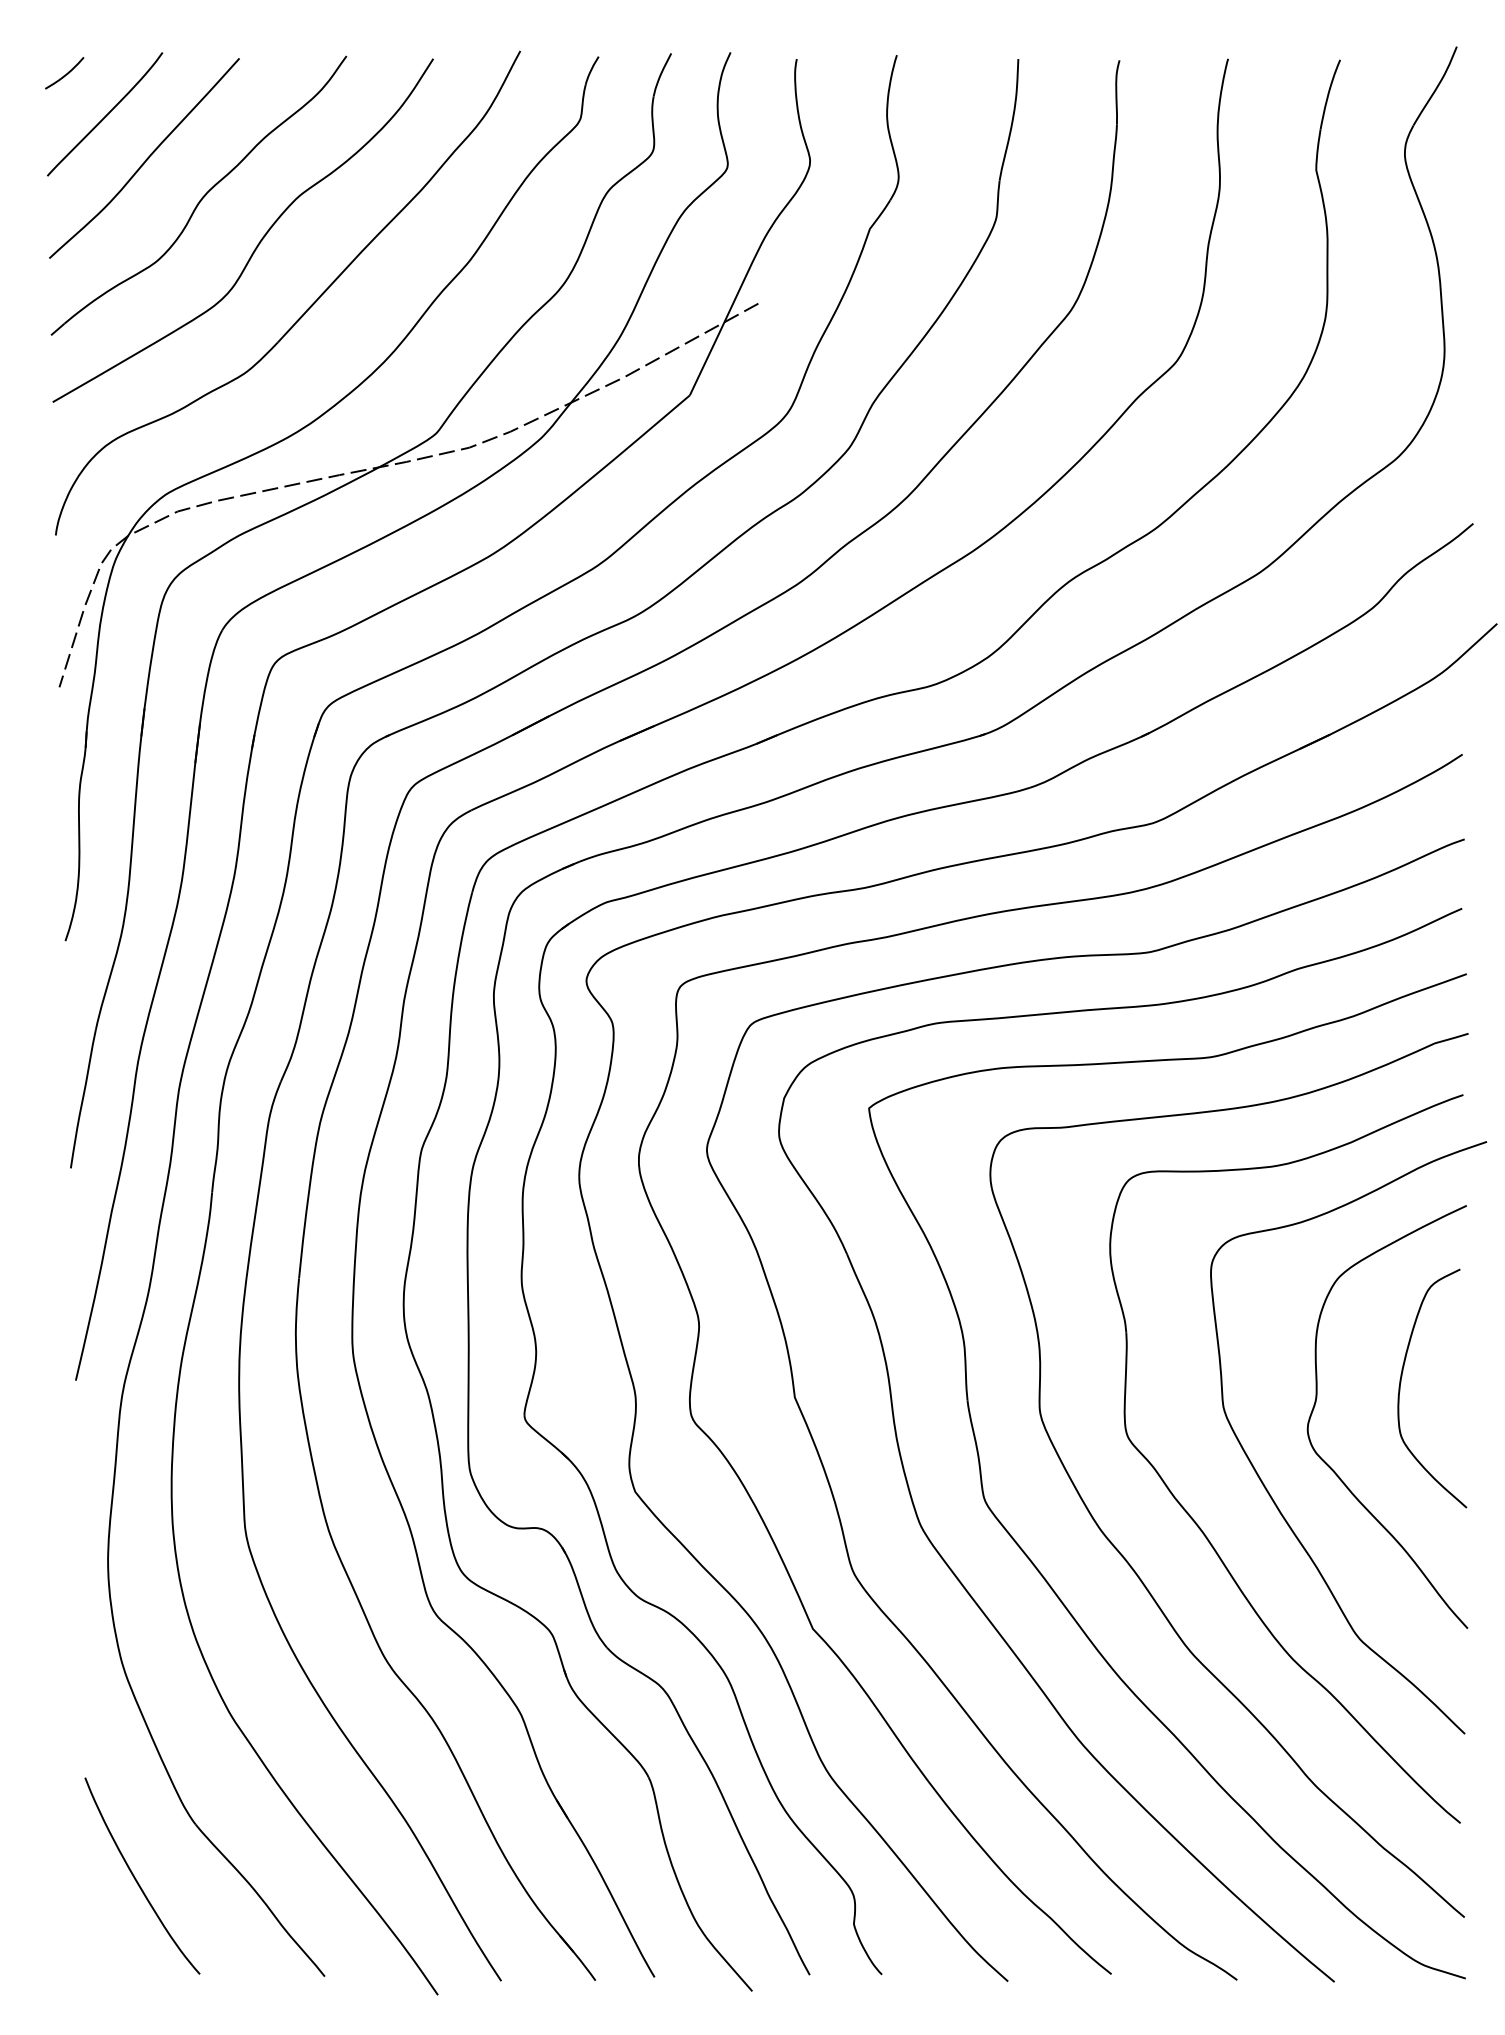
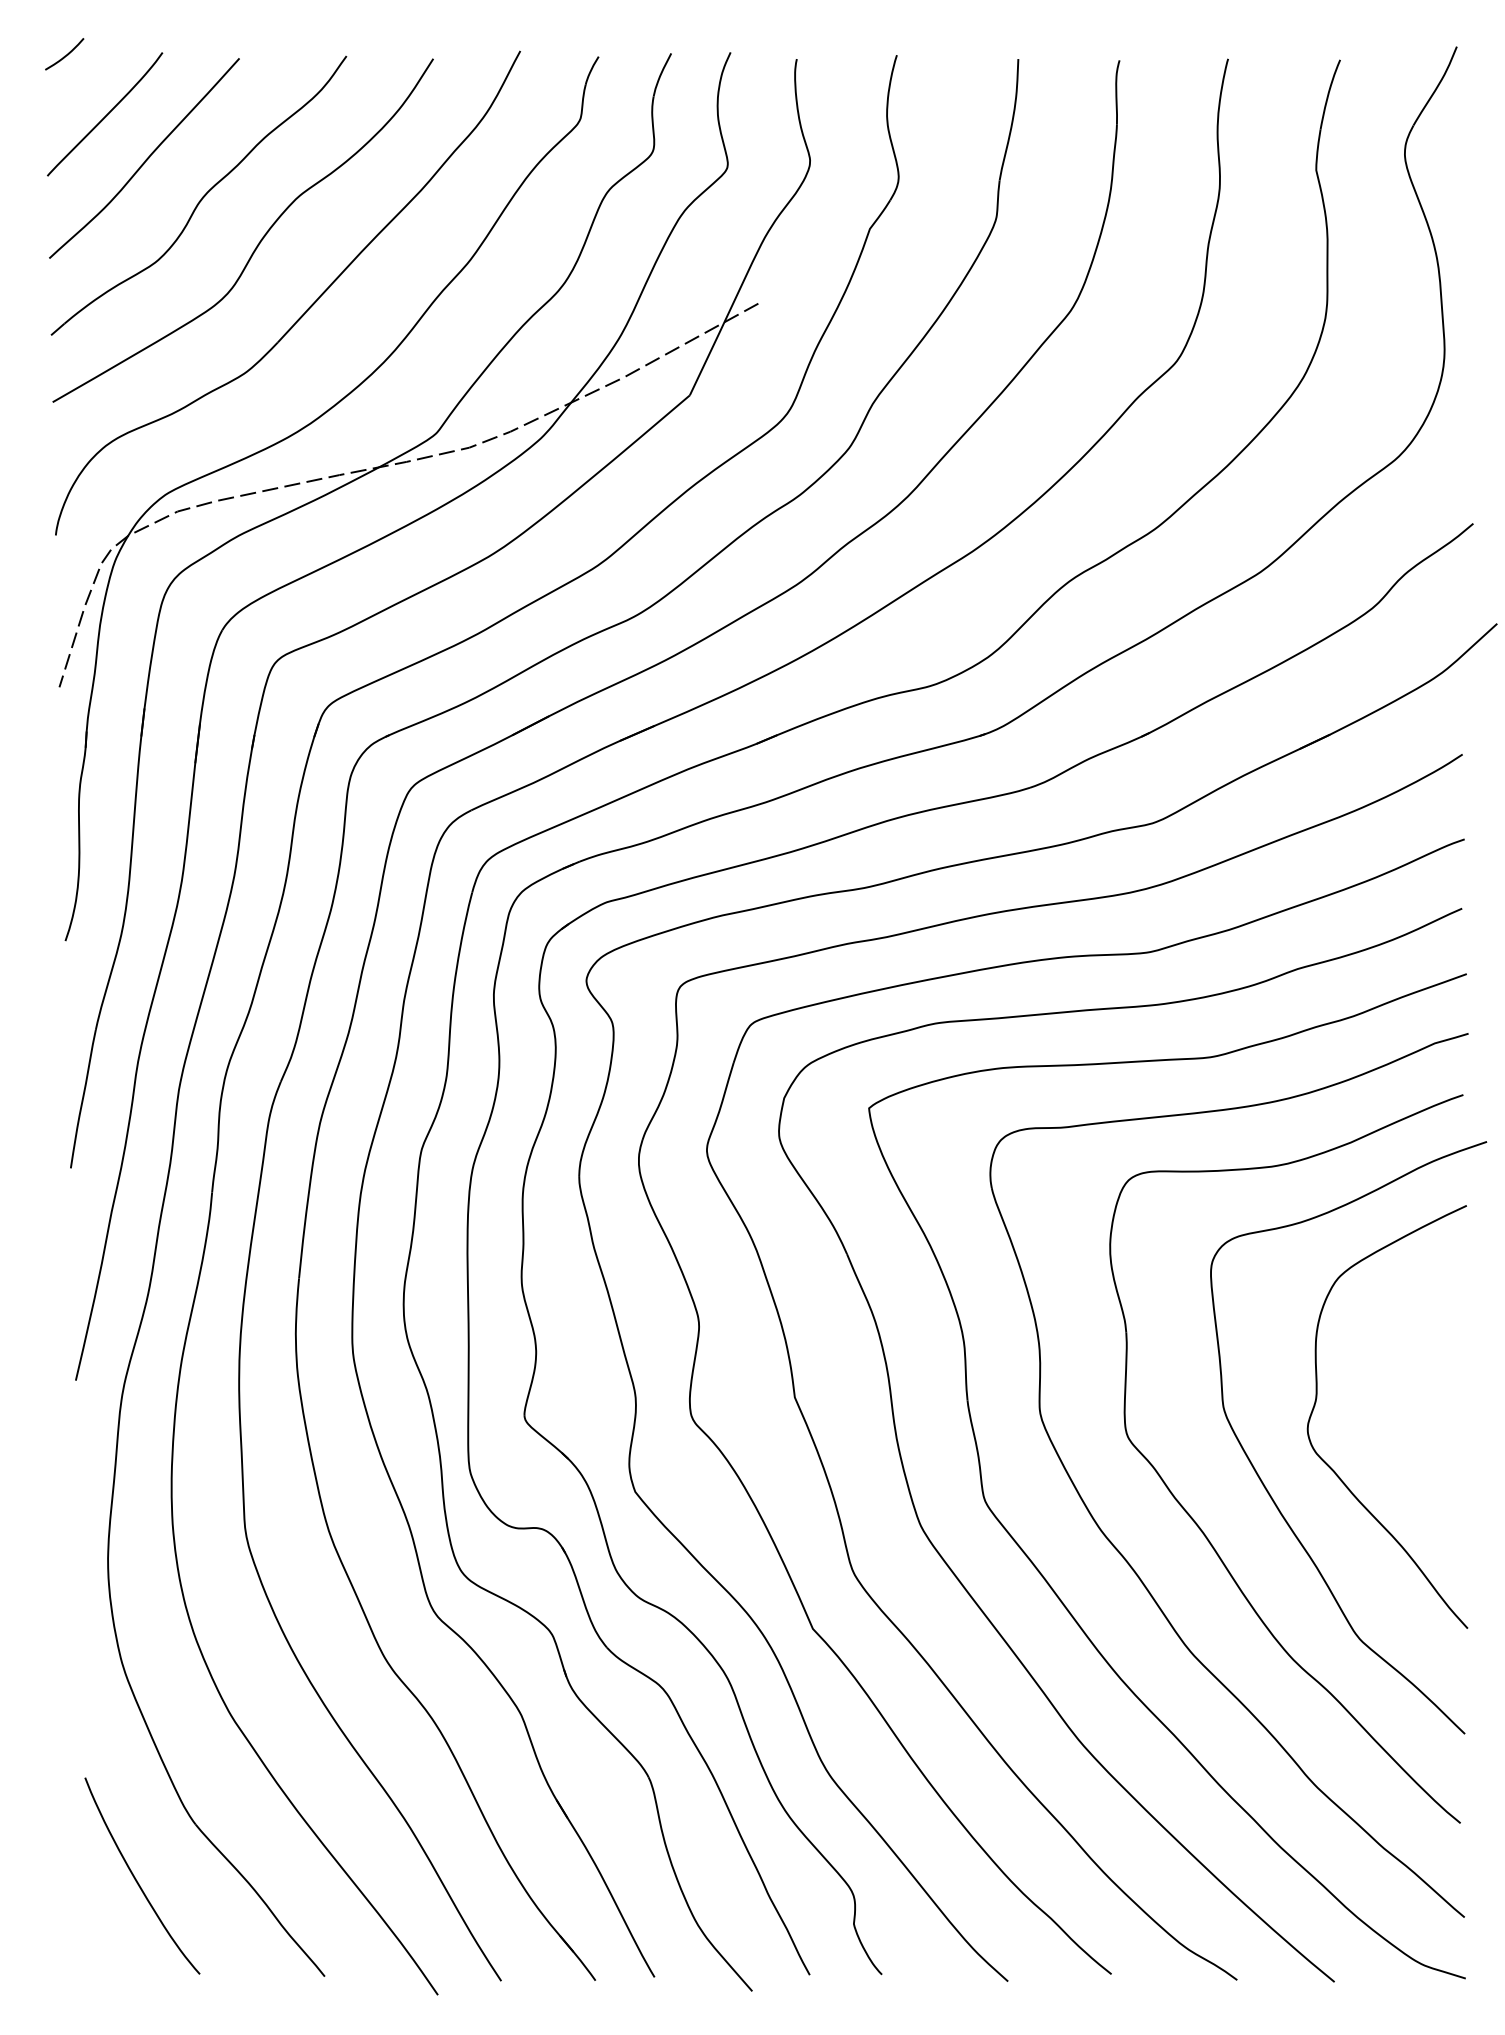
curve position: (64, 74) -> (64, 55) (64, 55)
curve: present -> none (1401, 1382)
